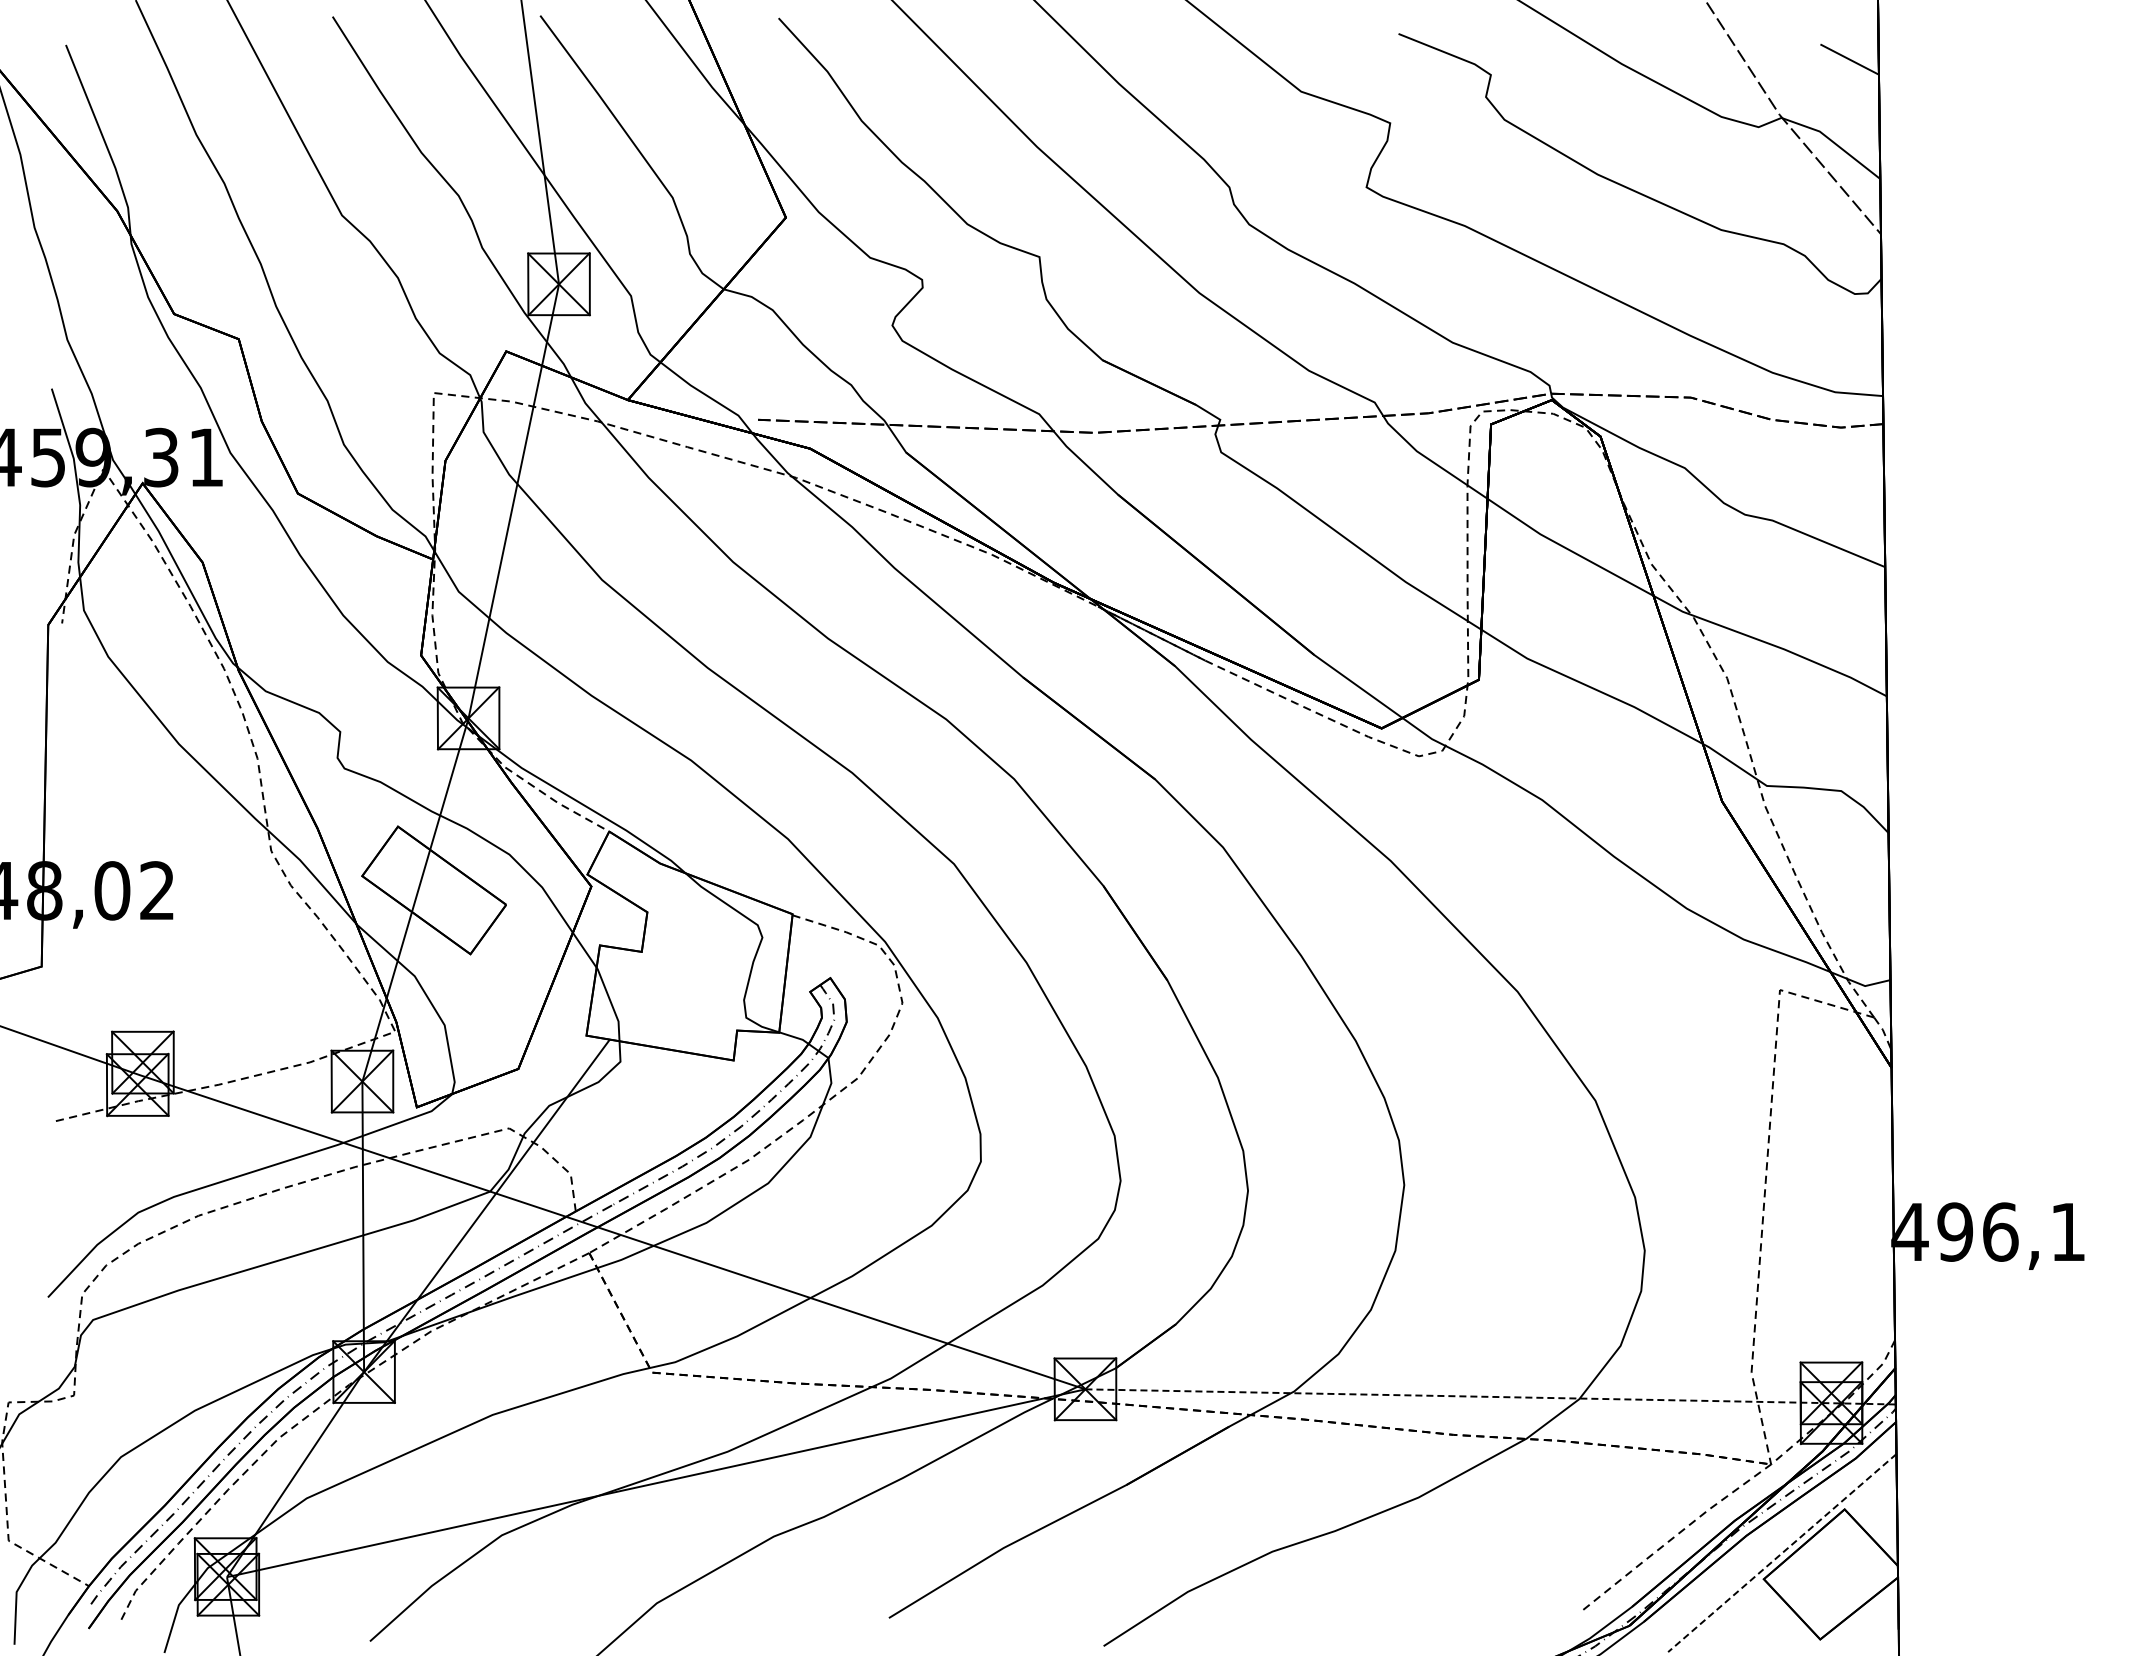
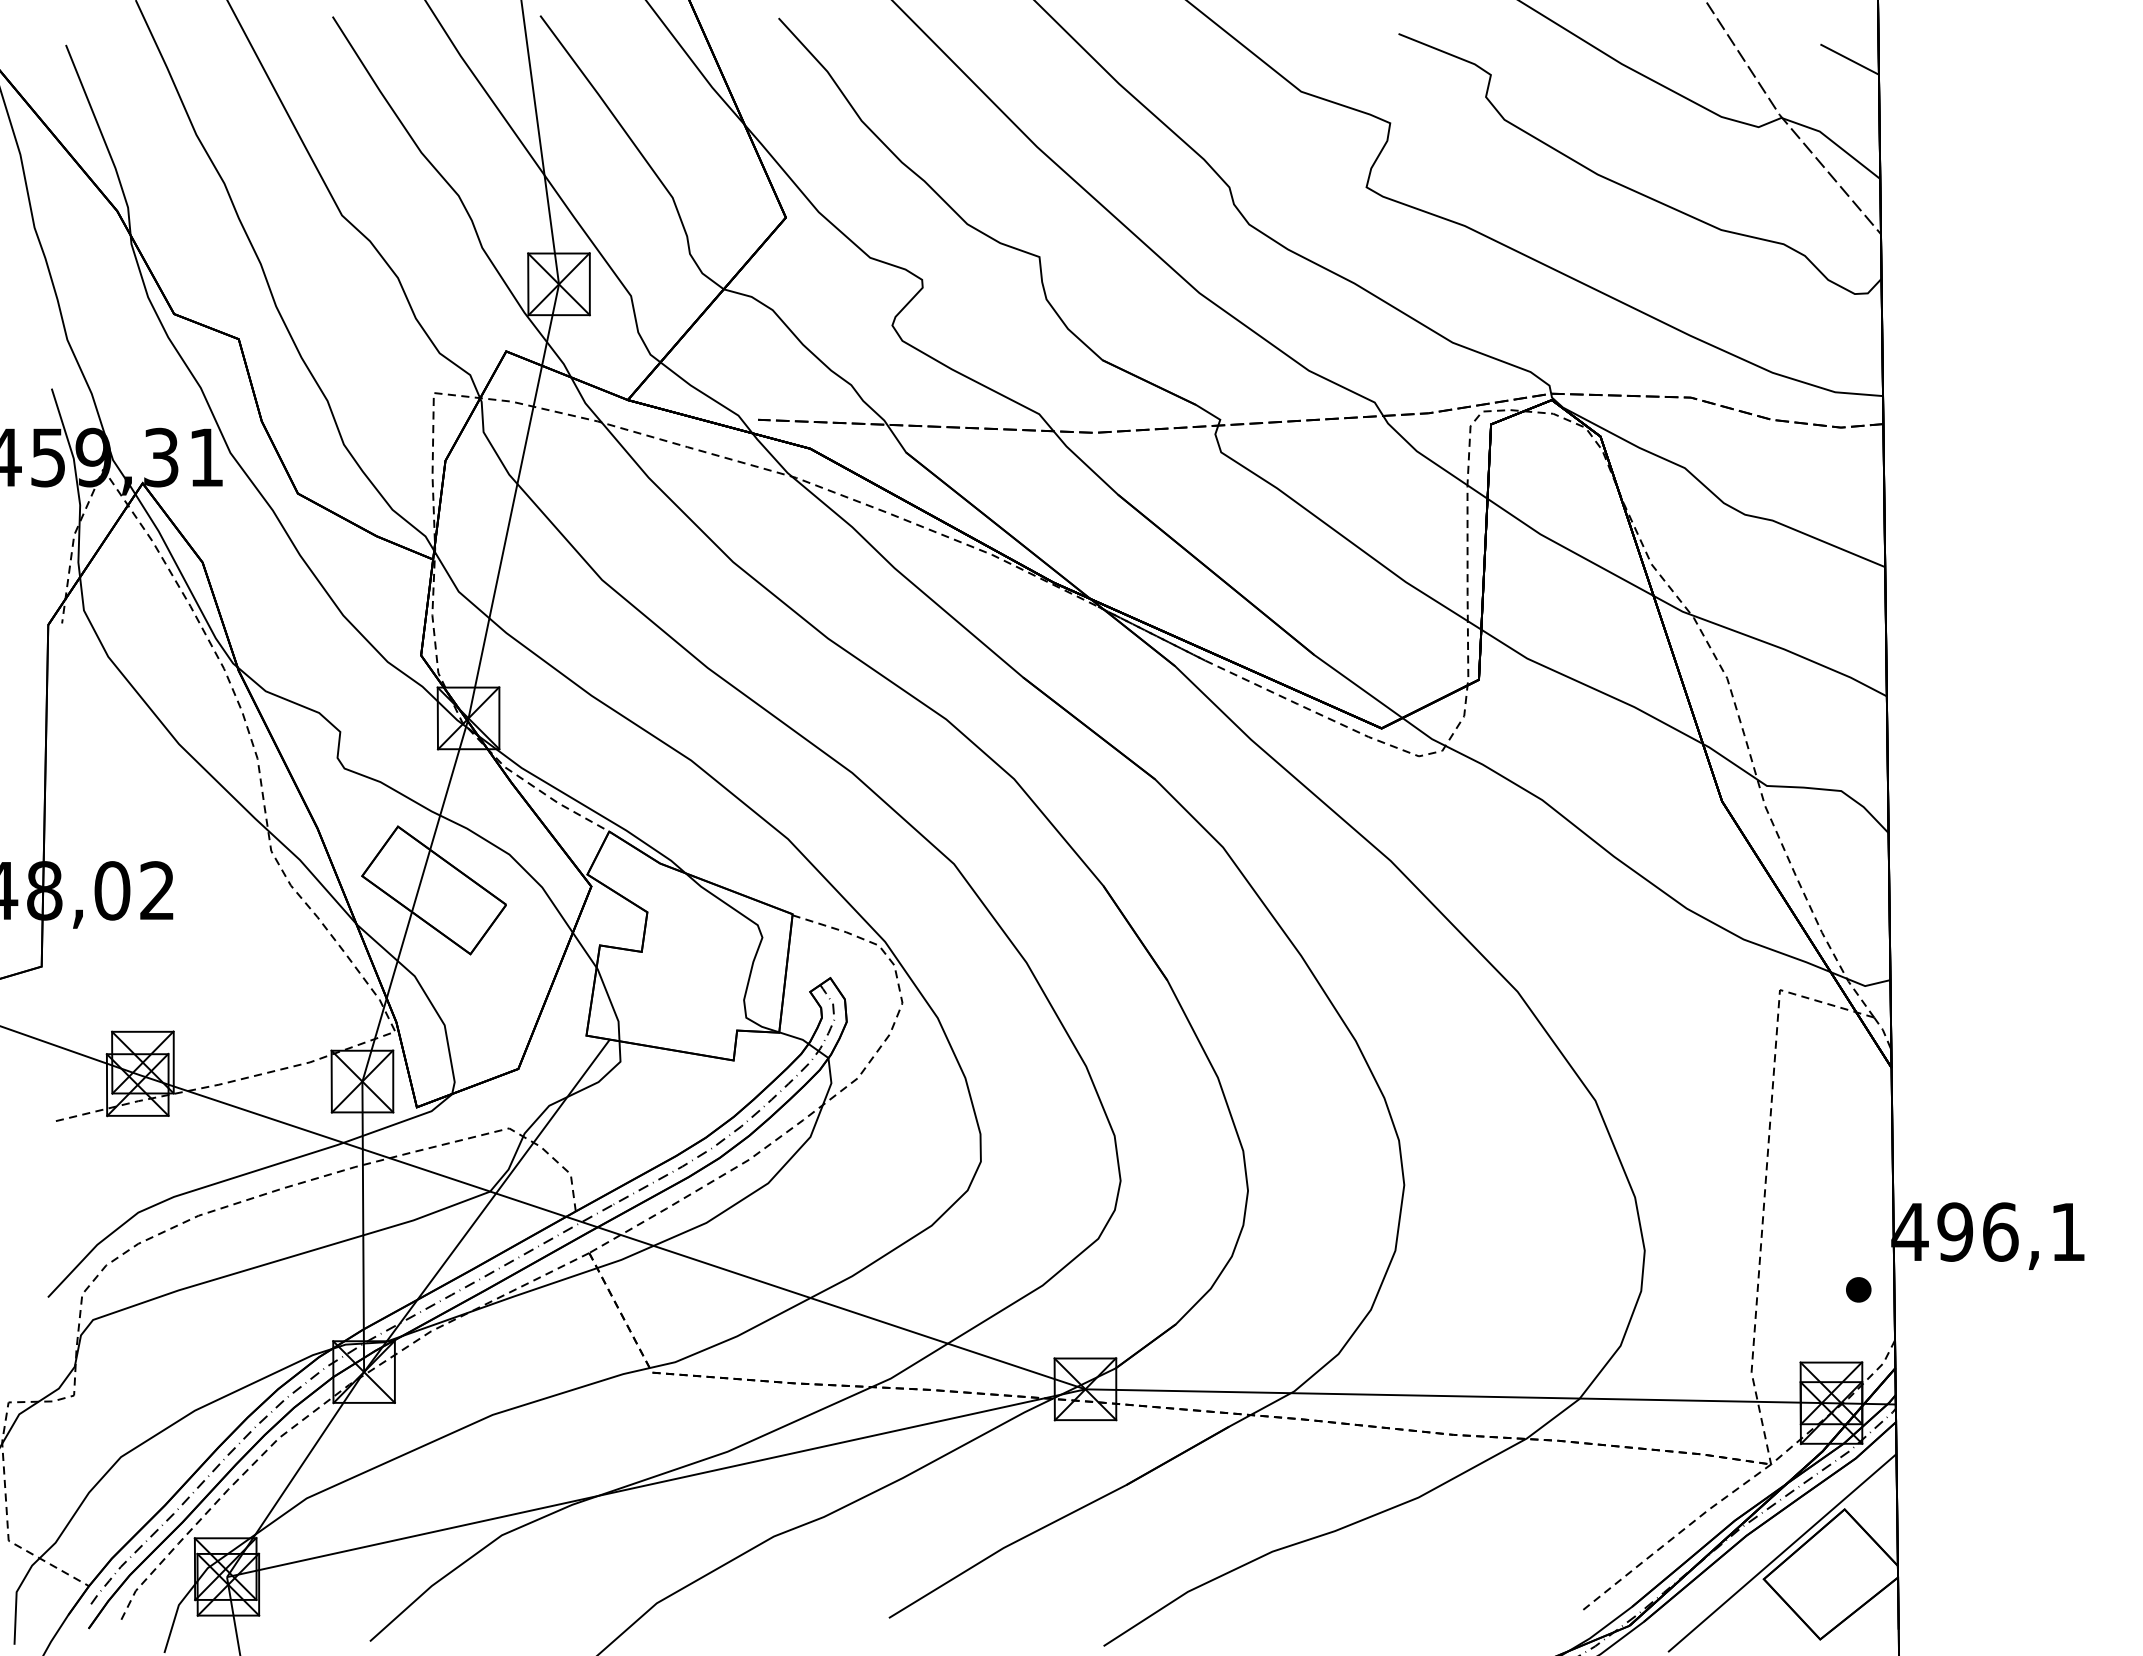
part: none -> present (1858, 1289)
line: dashed -> solid (1491, 1396)
line: dashed -> solid (1781, 1553)
